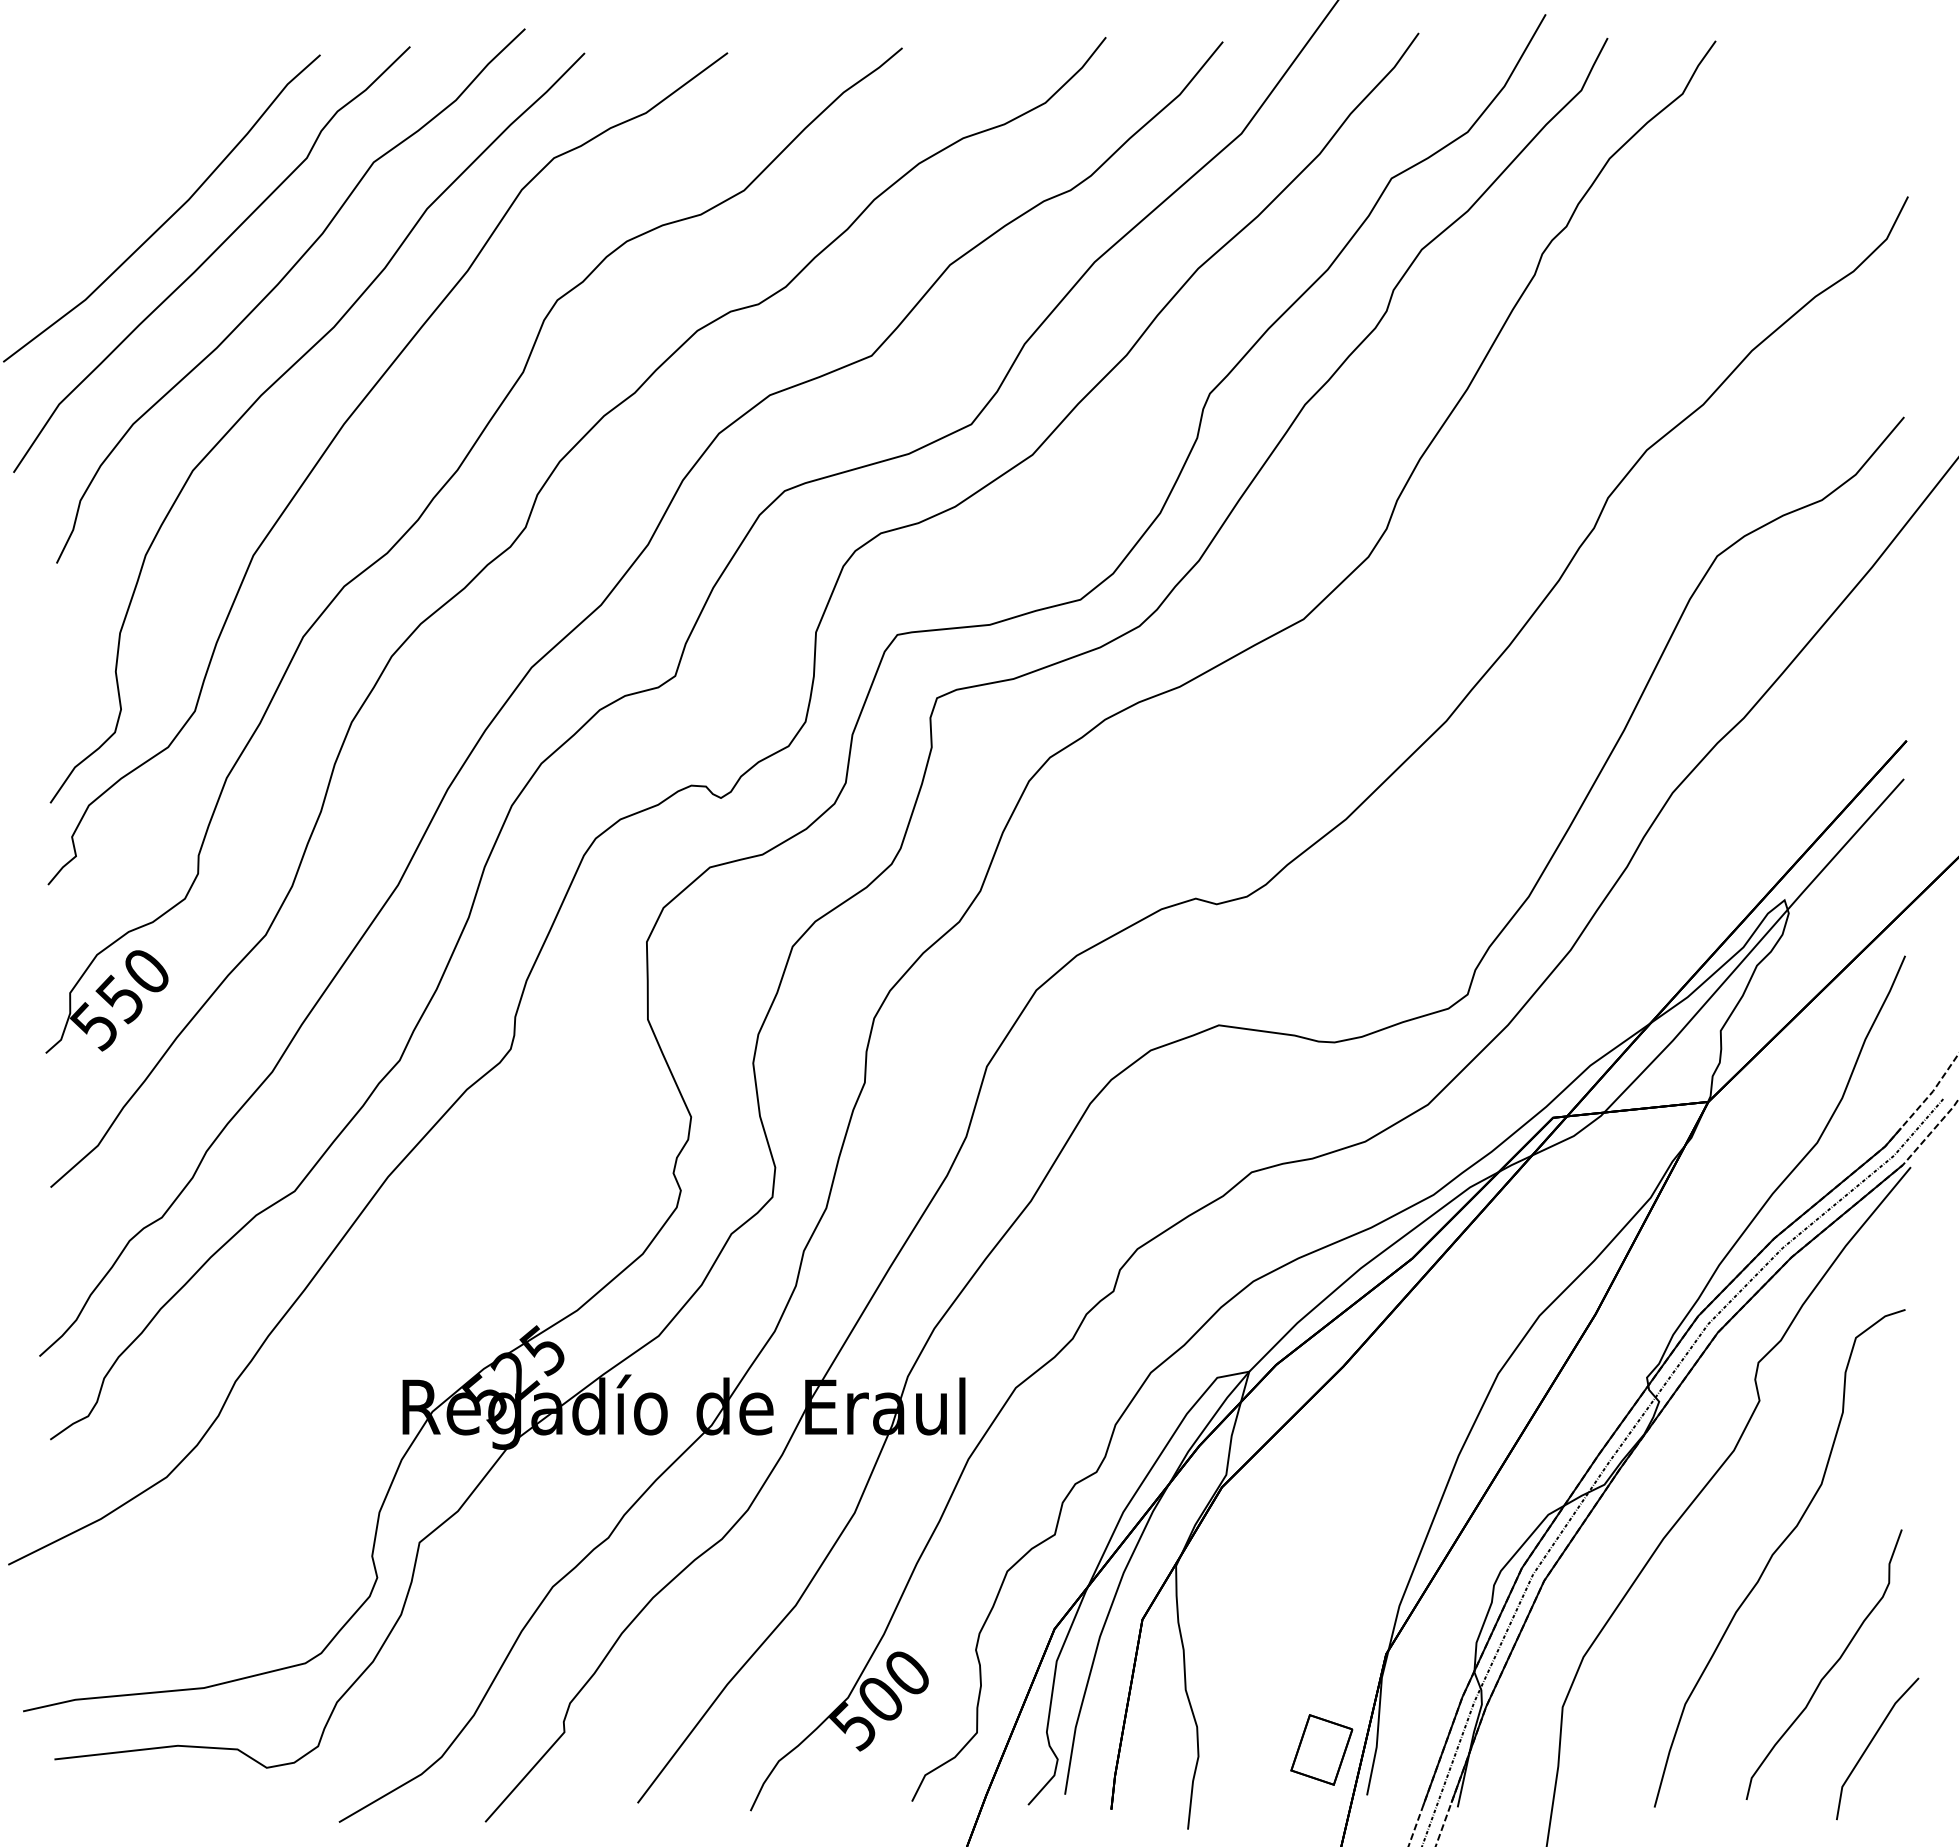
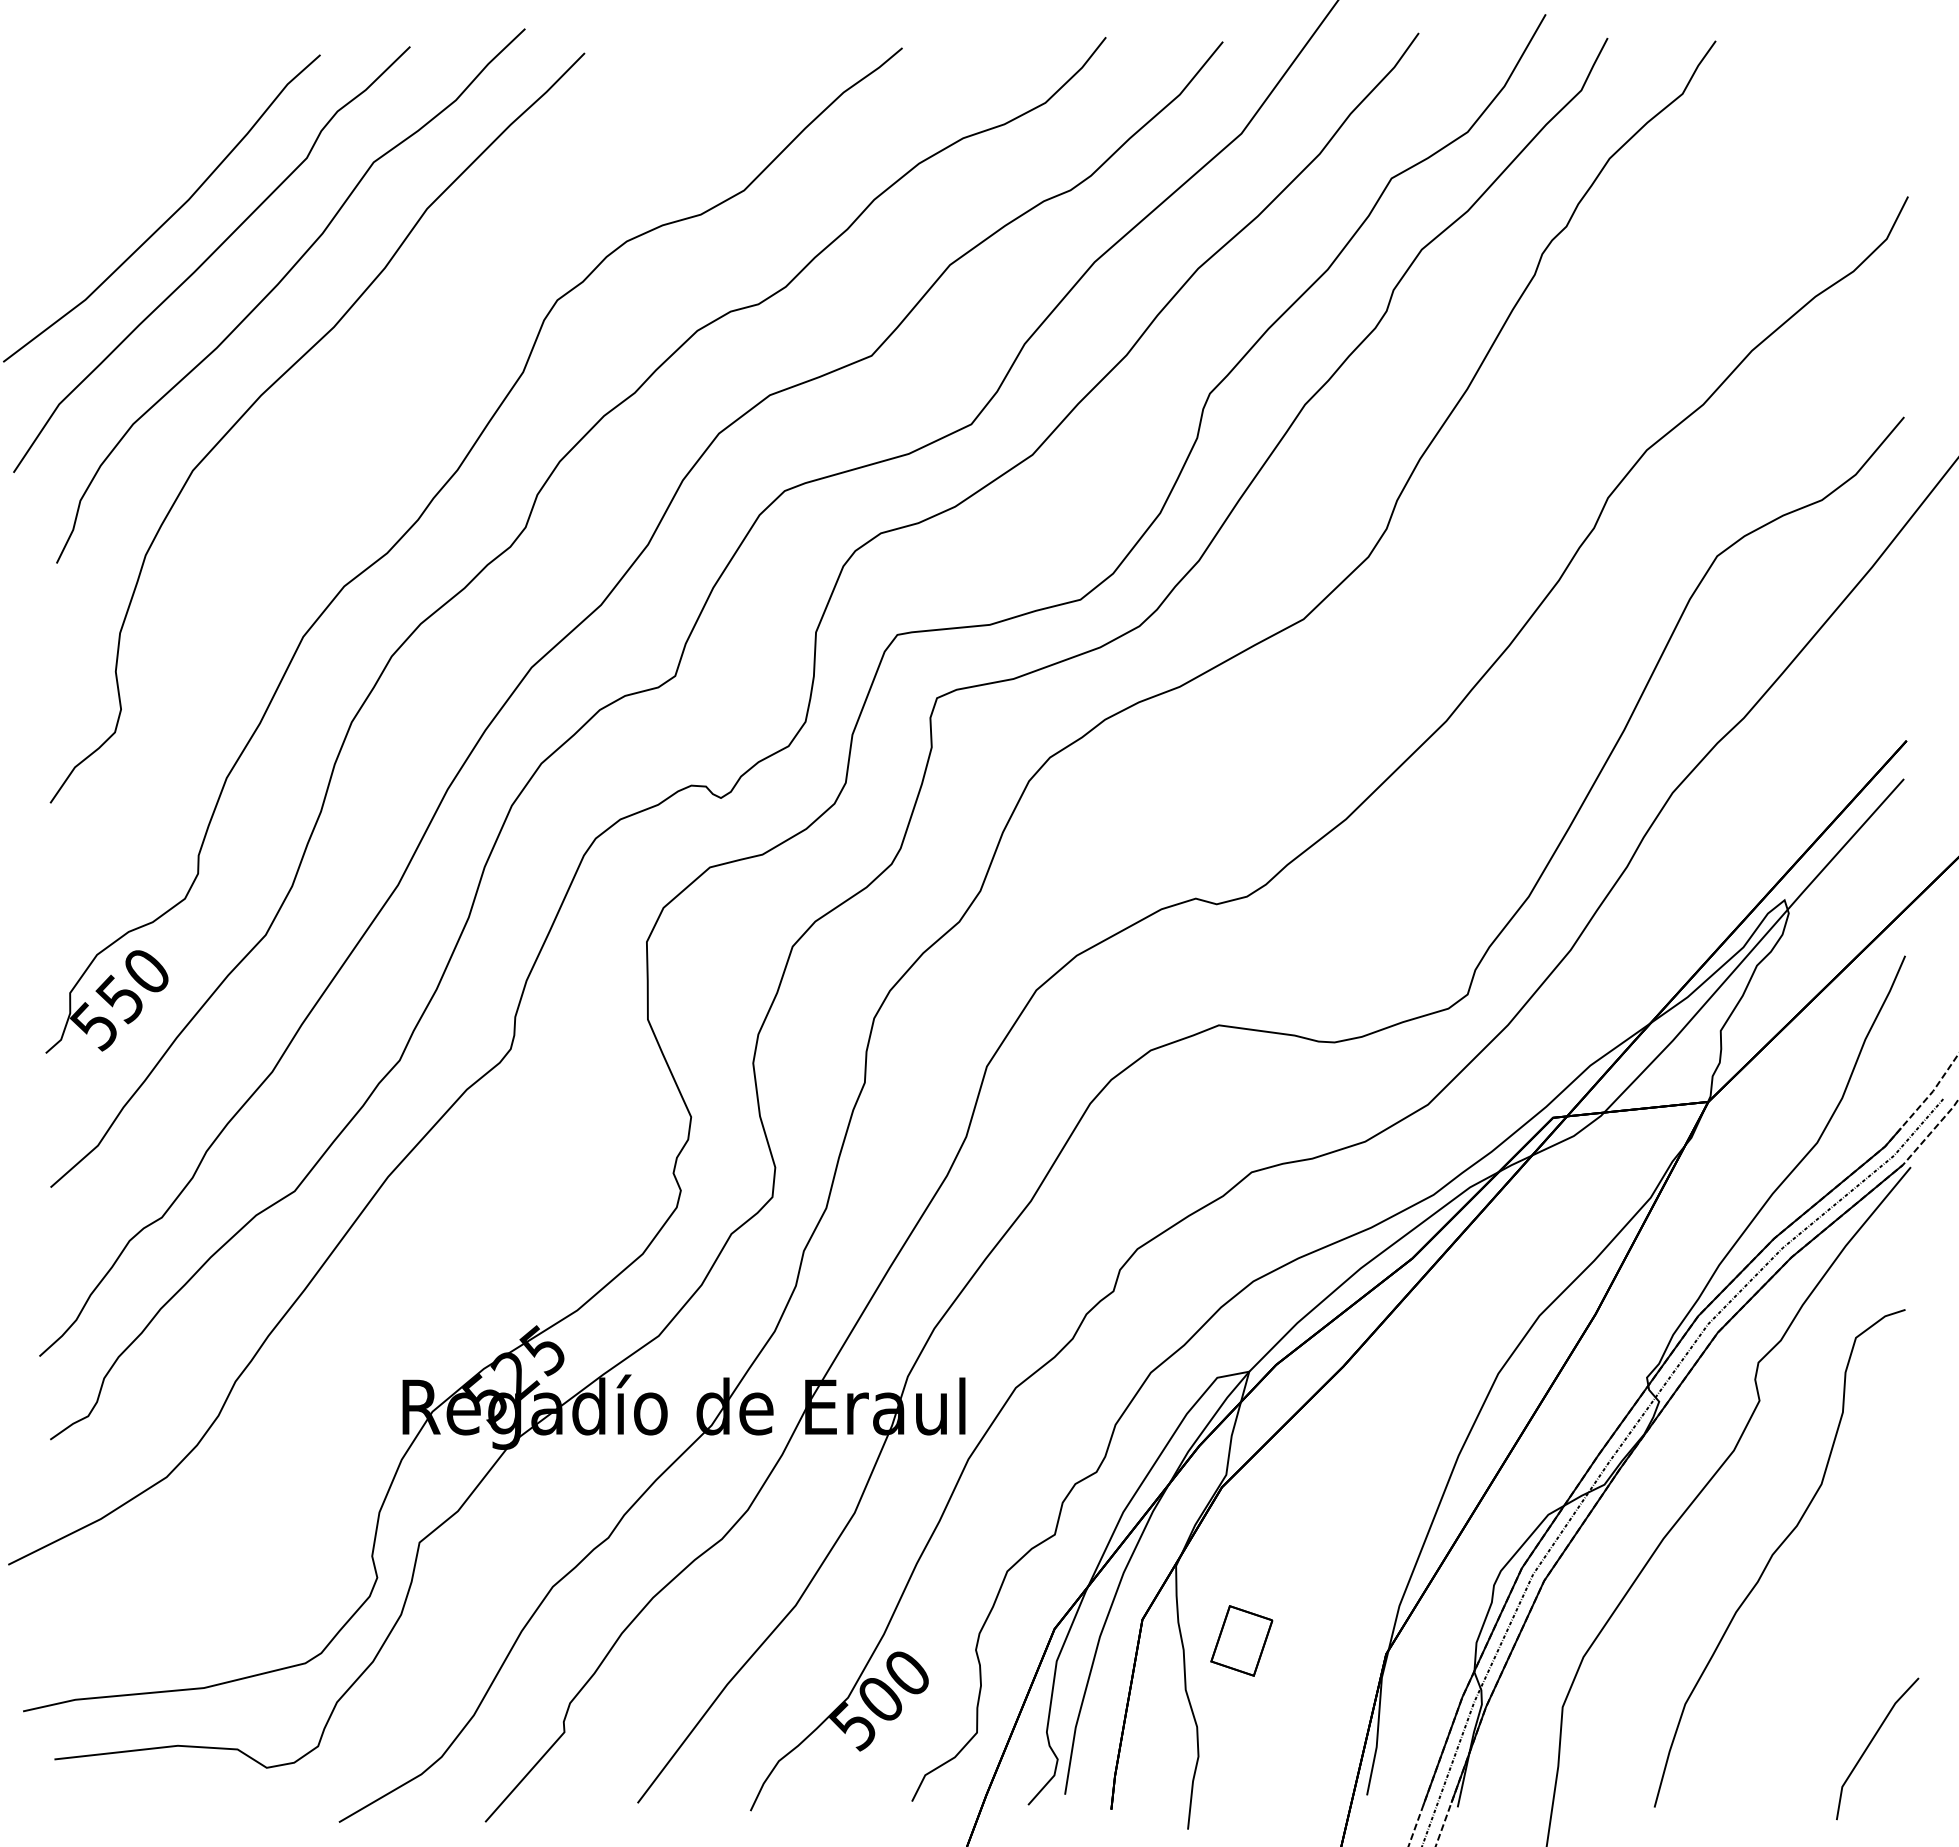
part: present -> none (338, 434)
curve: present -> none (1829, 1669)
part position: (1321, 1749) -> (1241, 1640) (1241, 1640)
